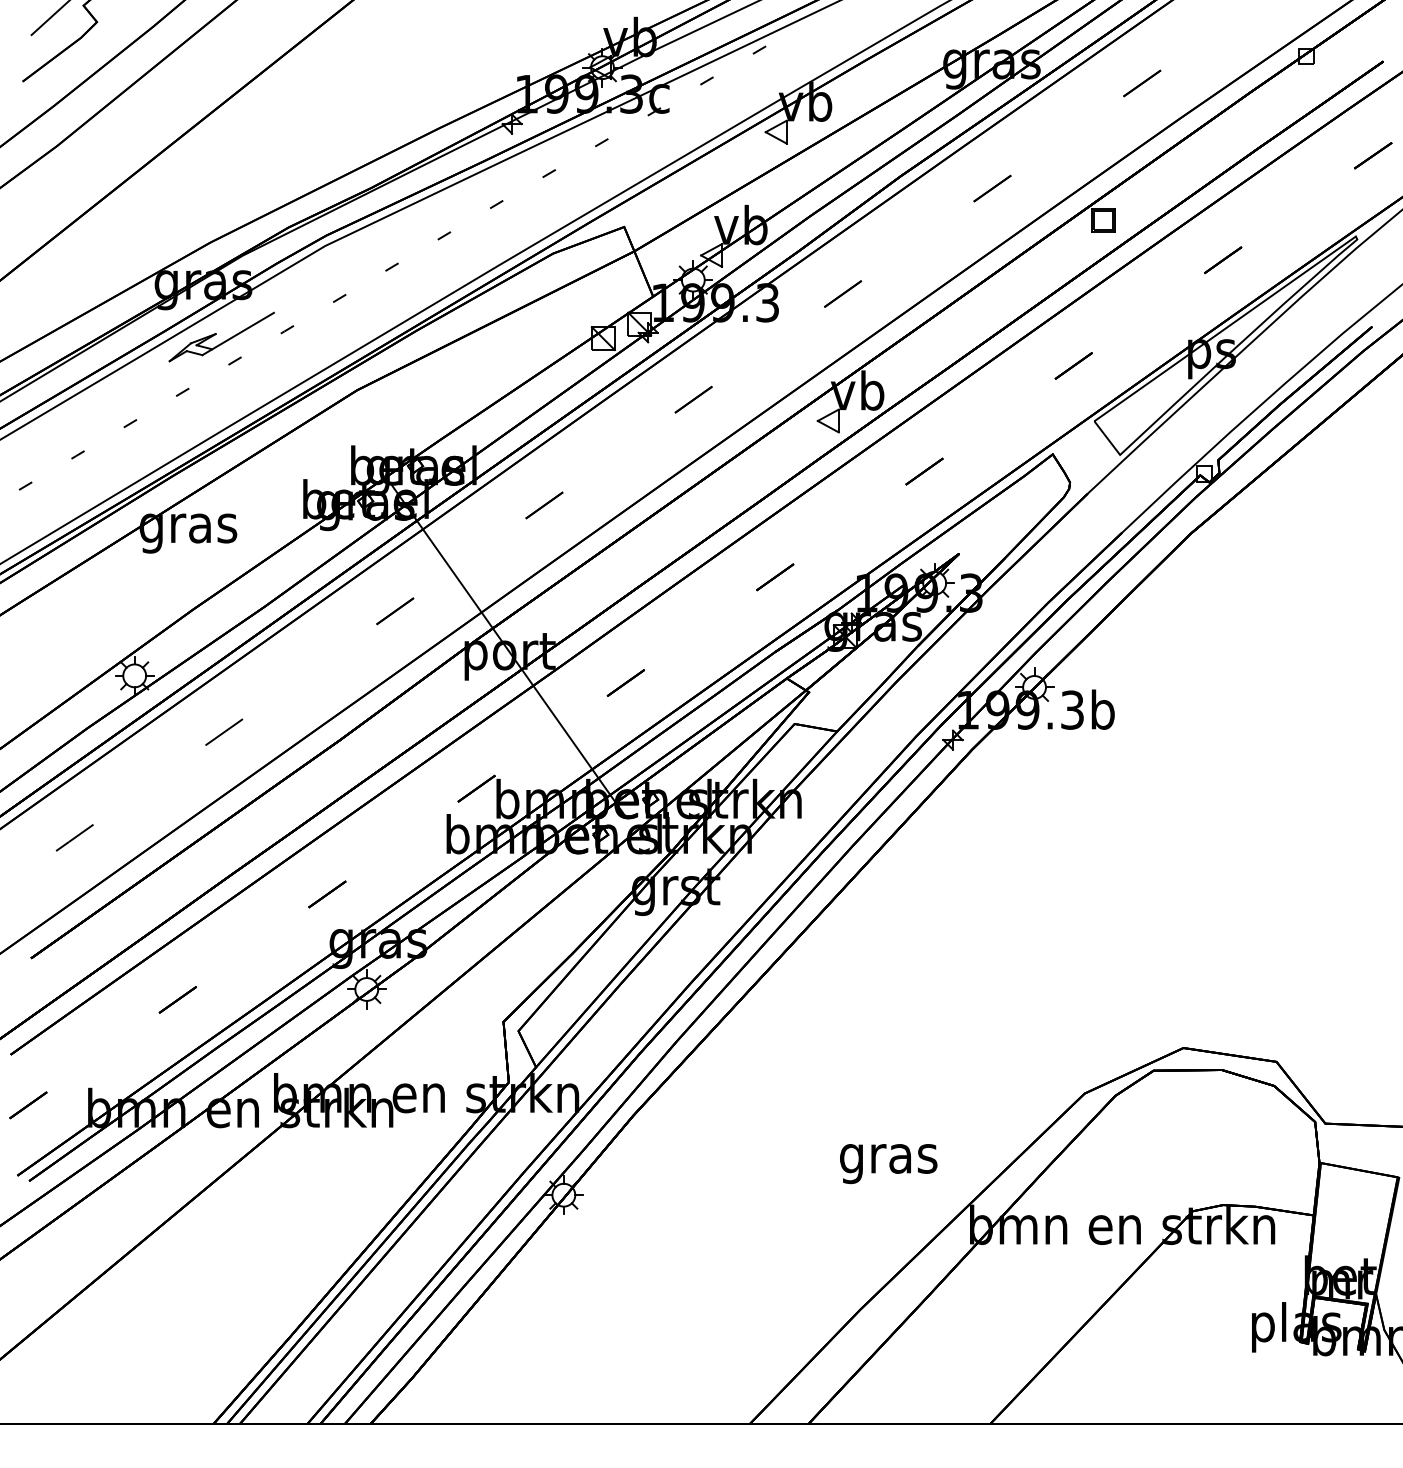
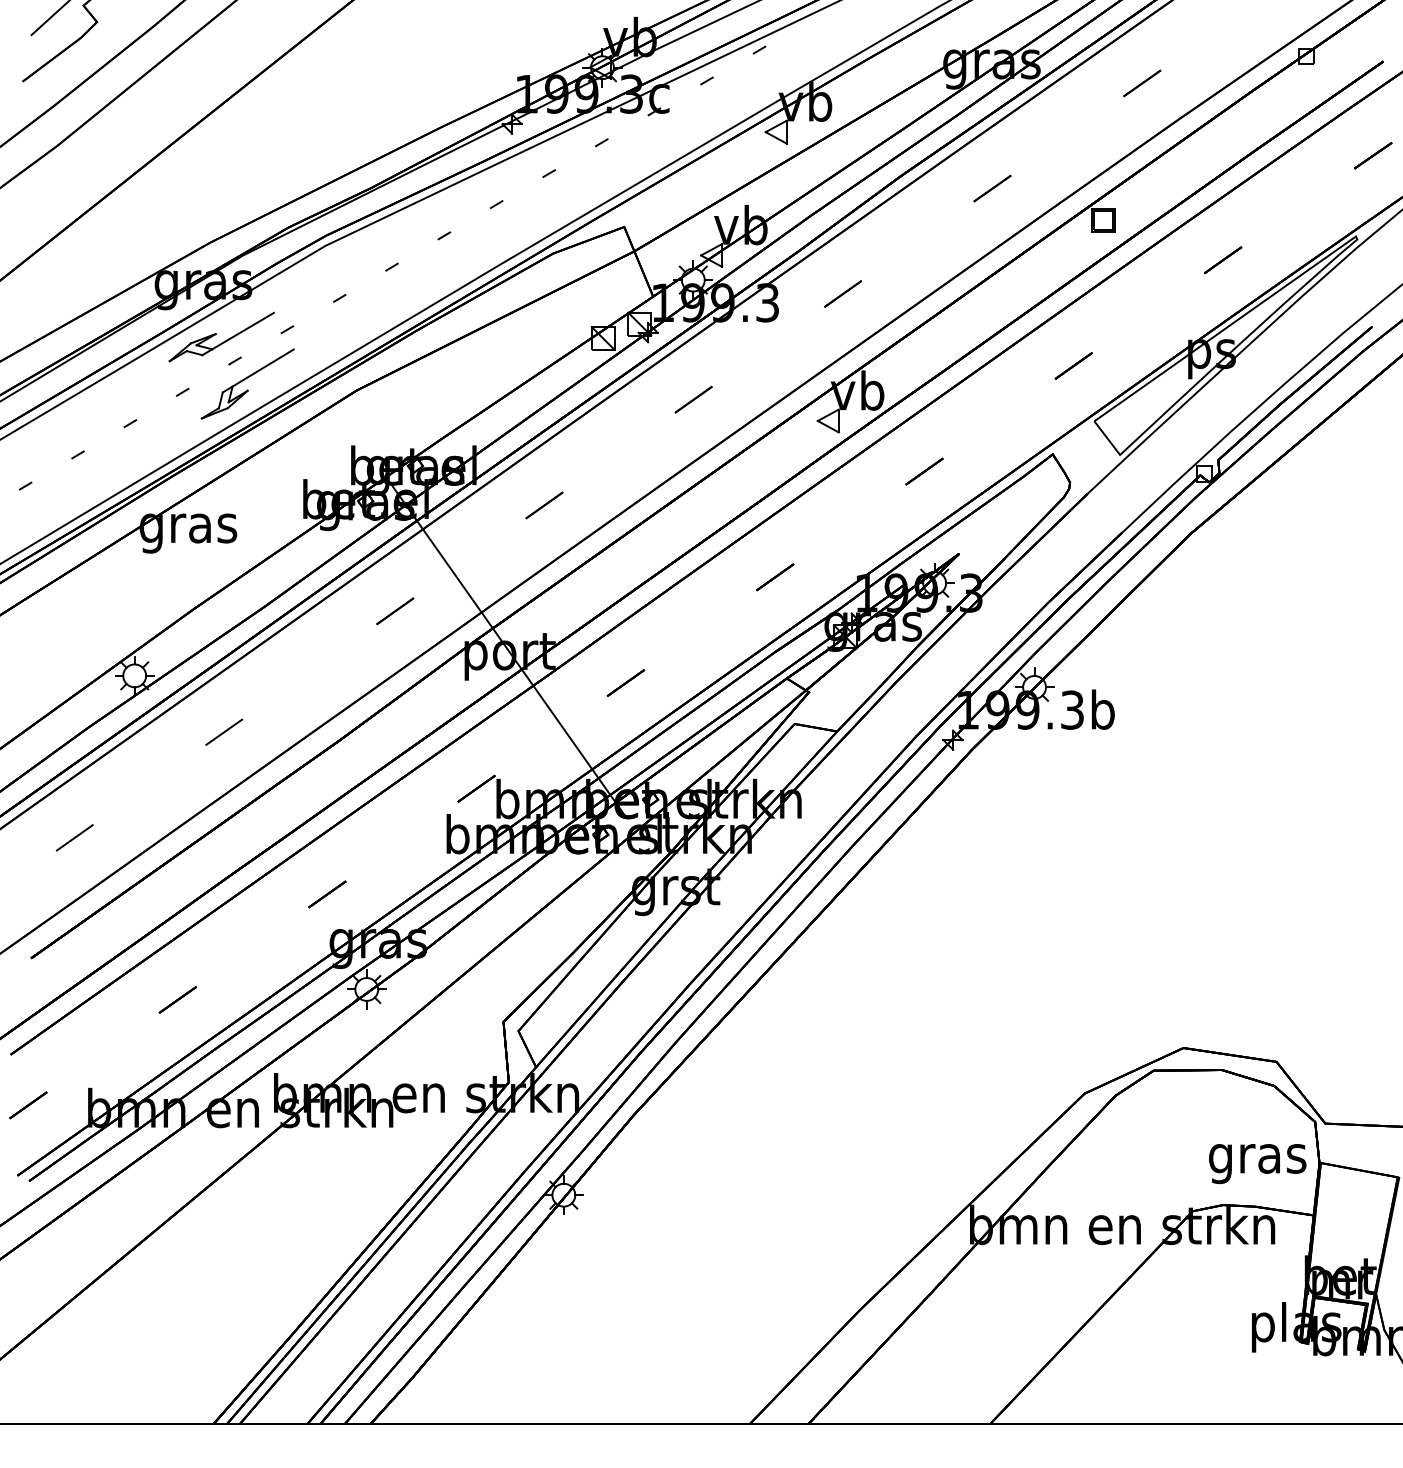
part: none -> present (247, 383)
text position: (888, 1164) -> (1257, 1164) (1257, 1164)
